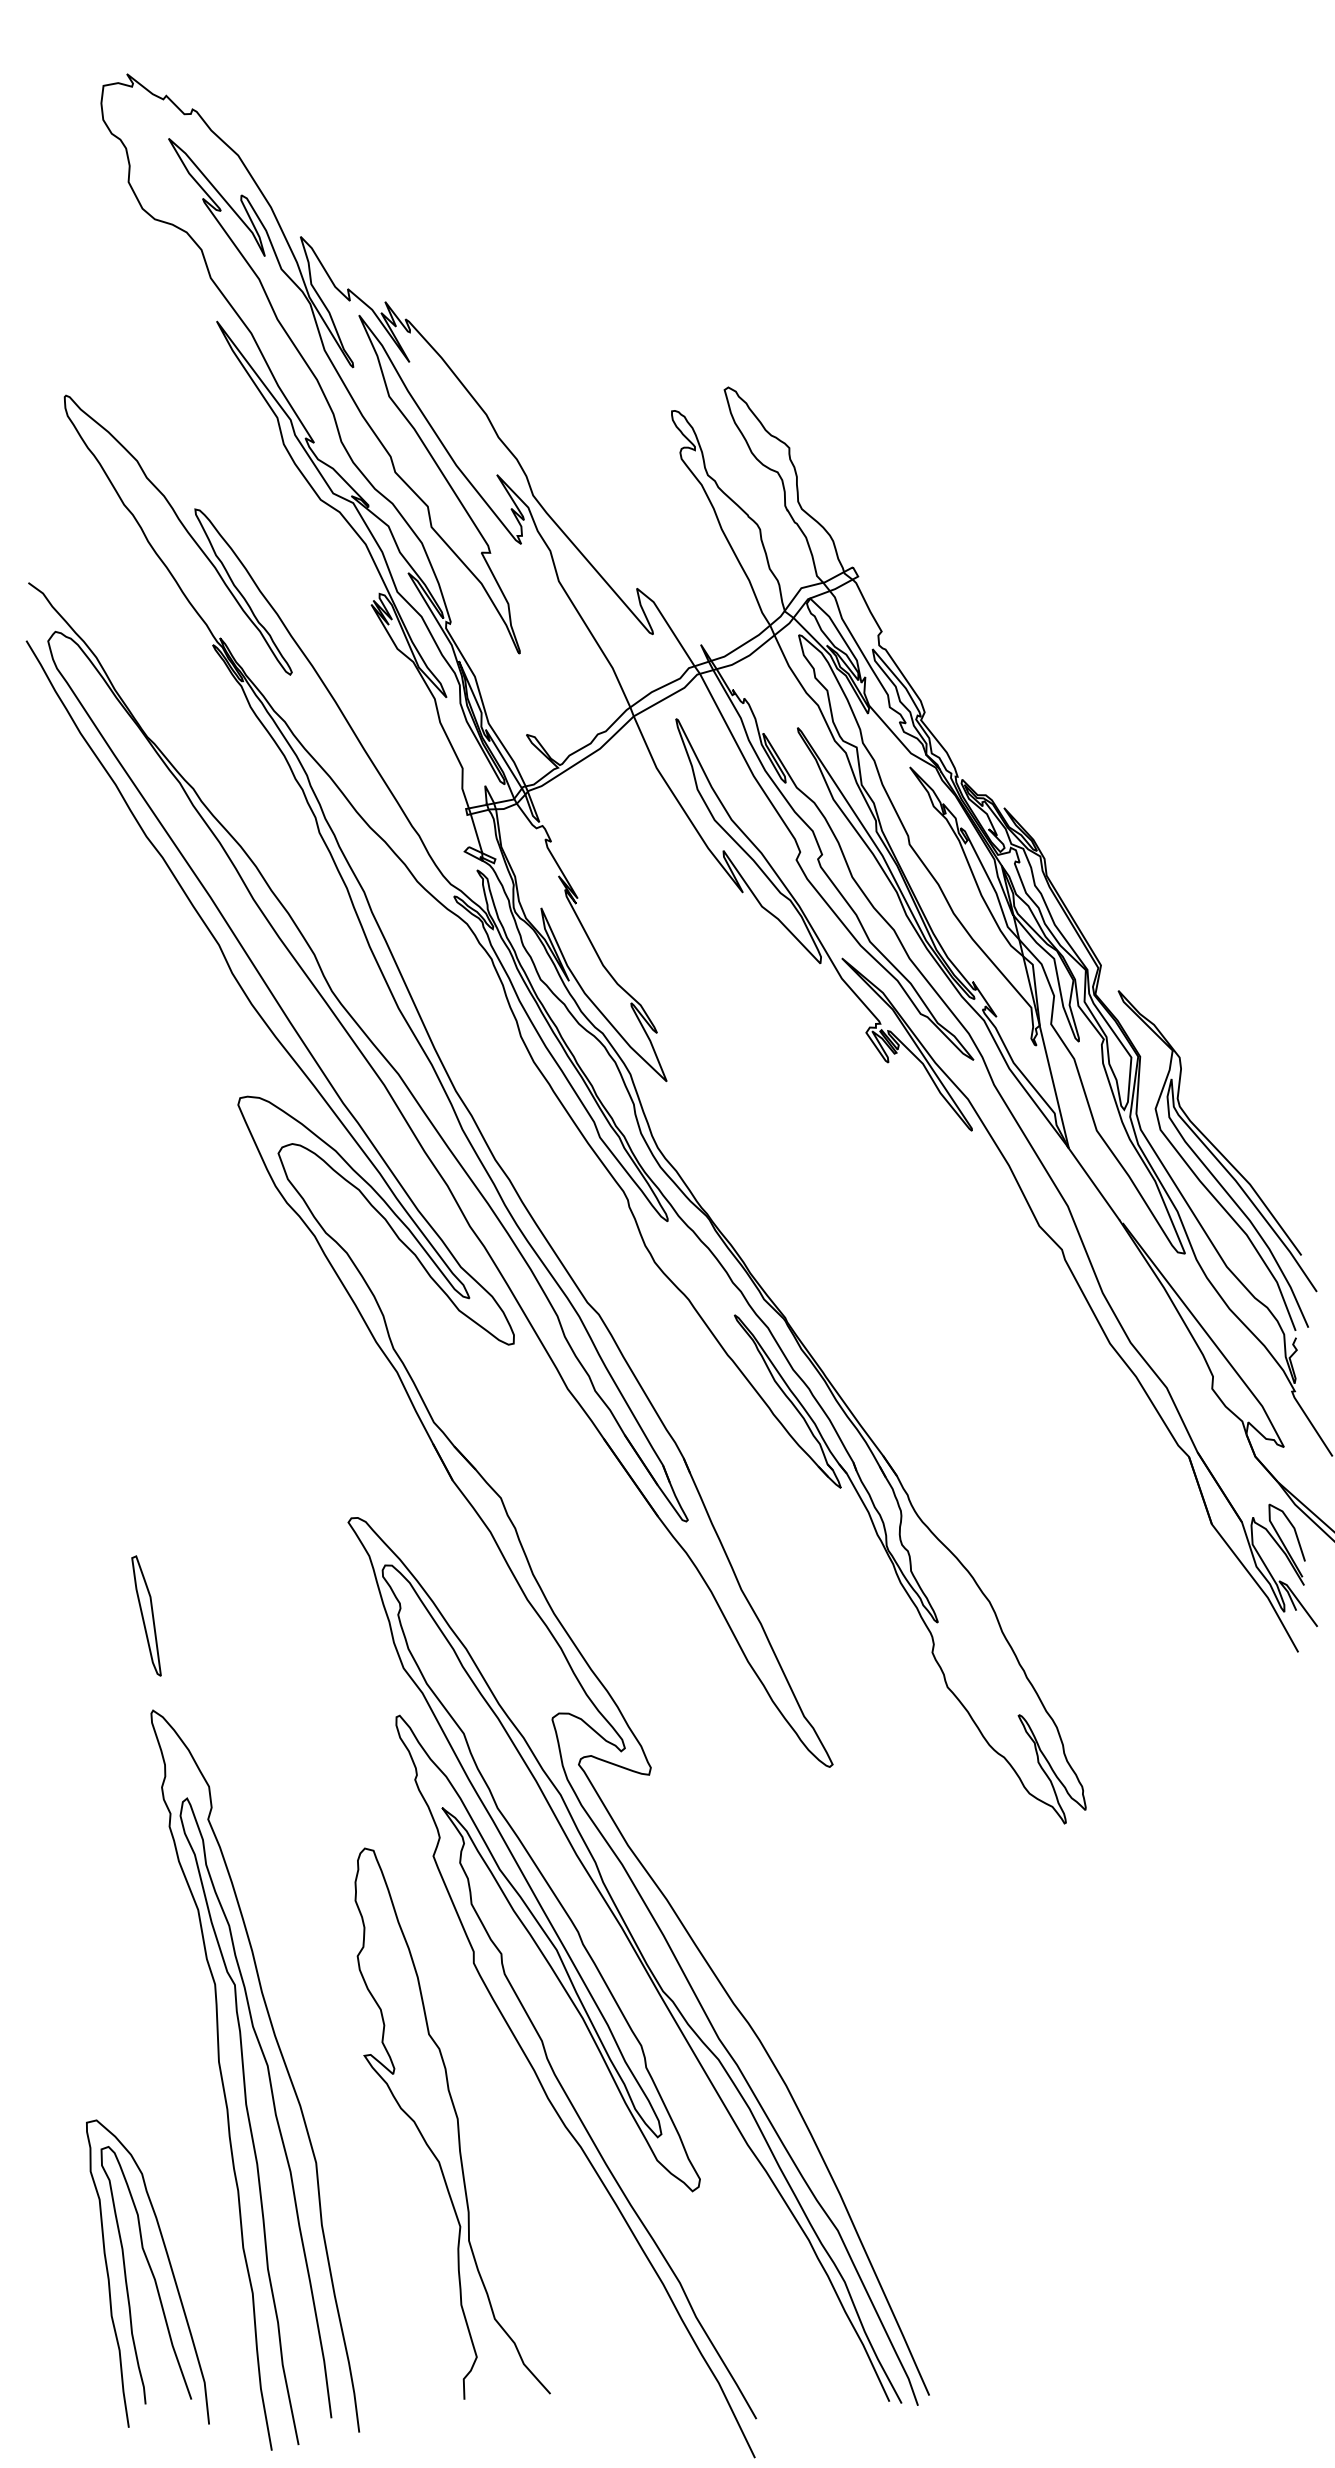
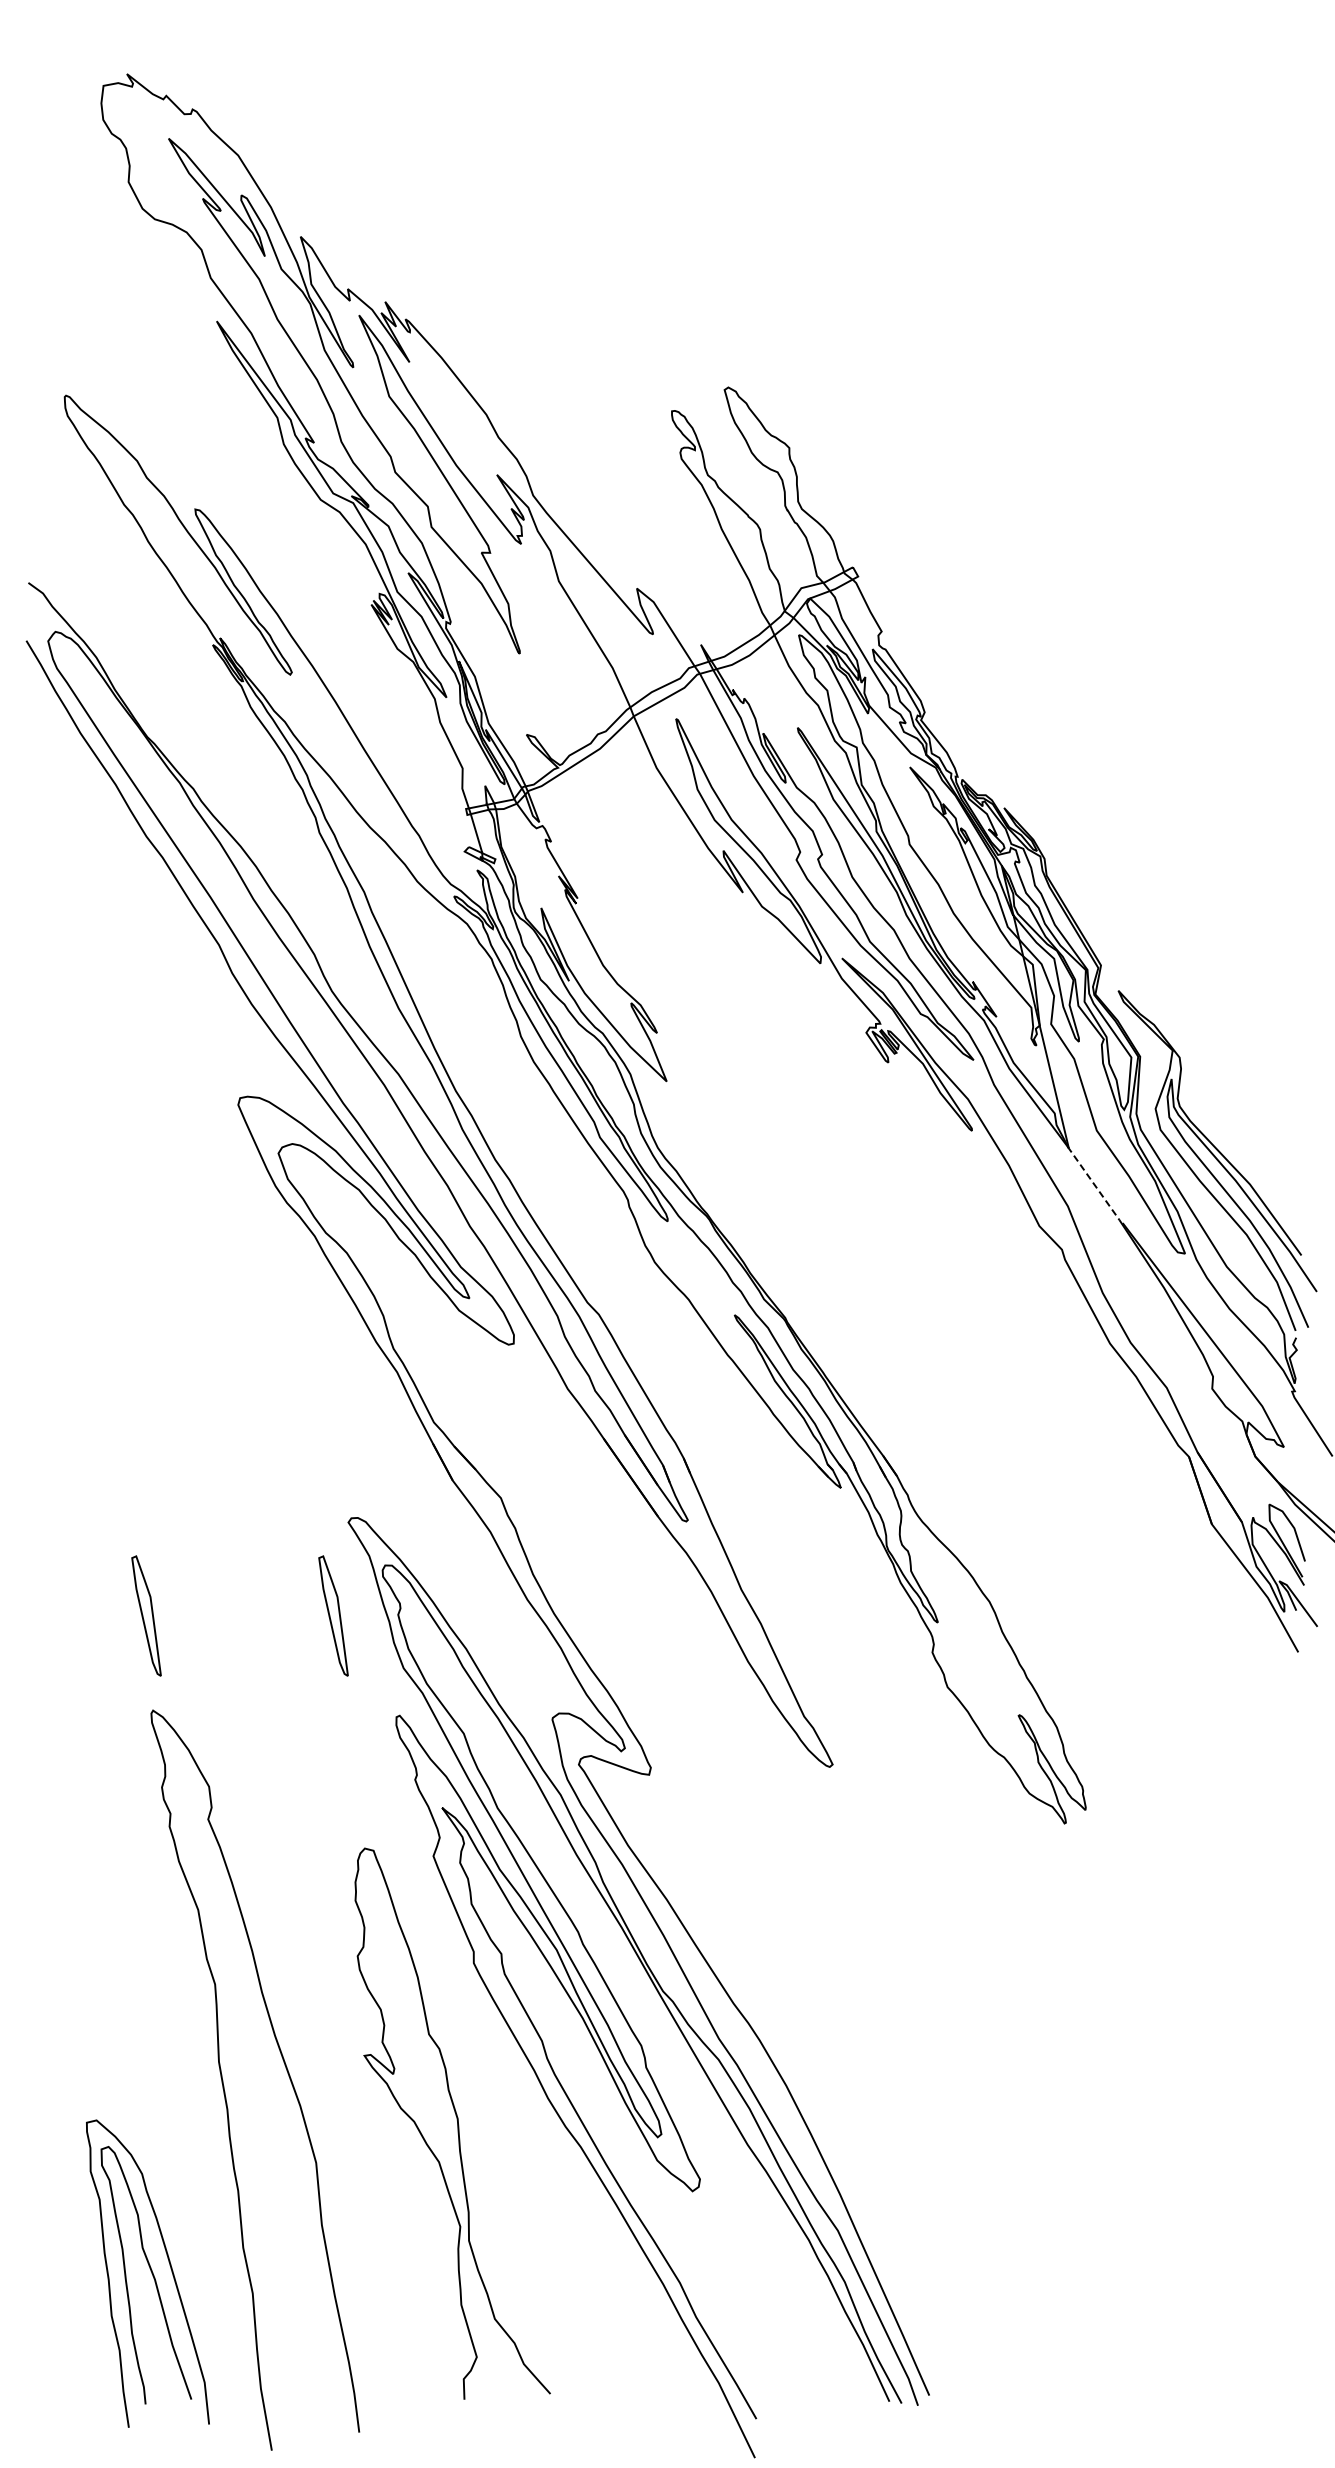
line: solid -> dashed (1093, 1183)
part: none -> present (333, 1615)
curve: present -> none (250, 2121)
